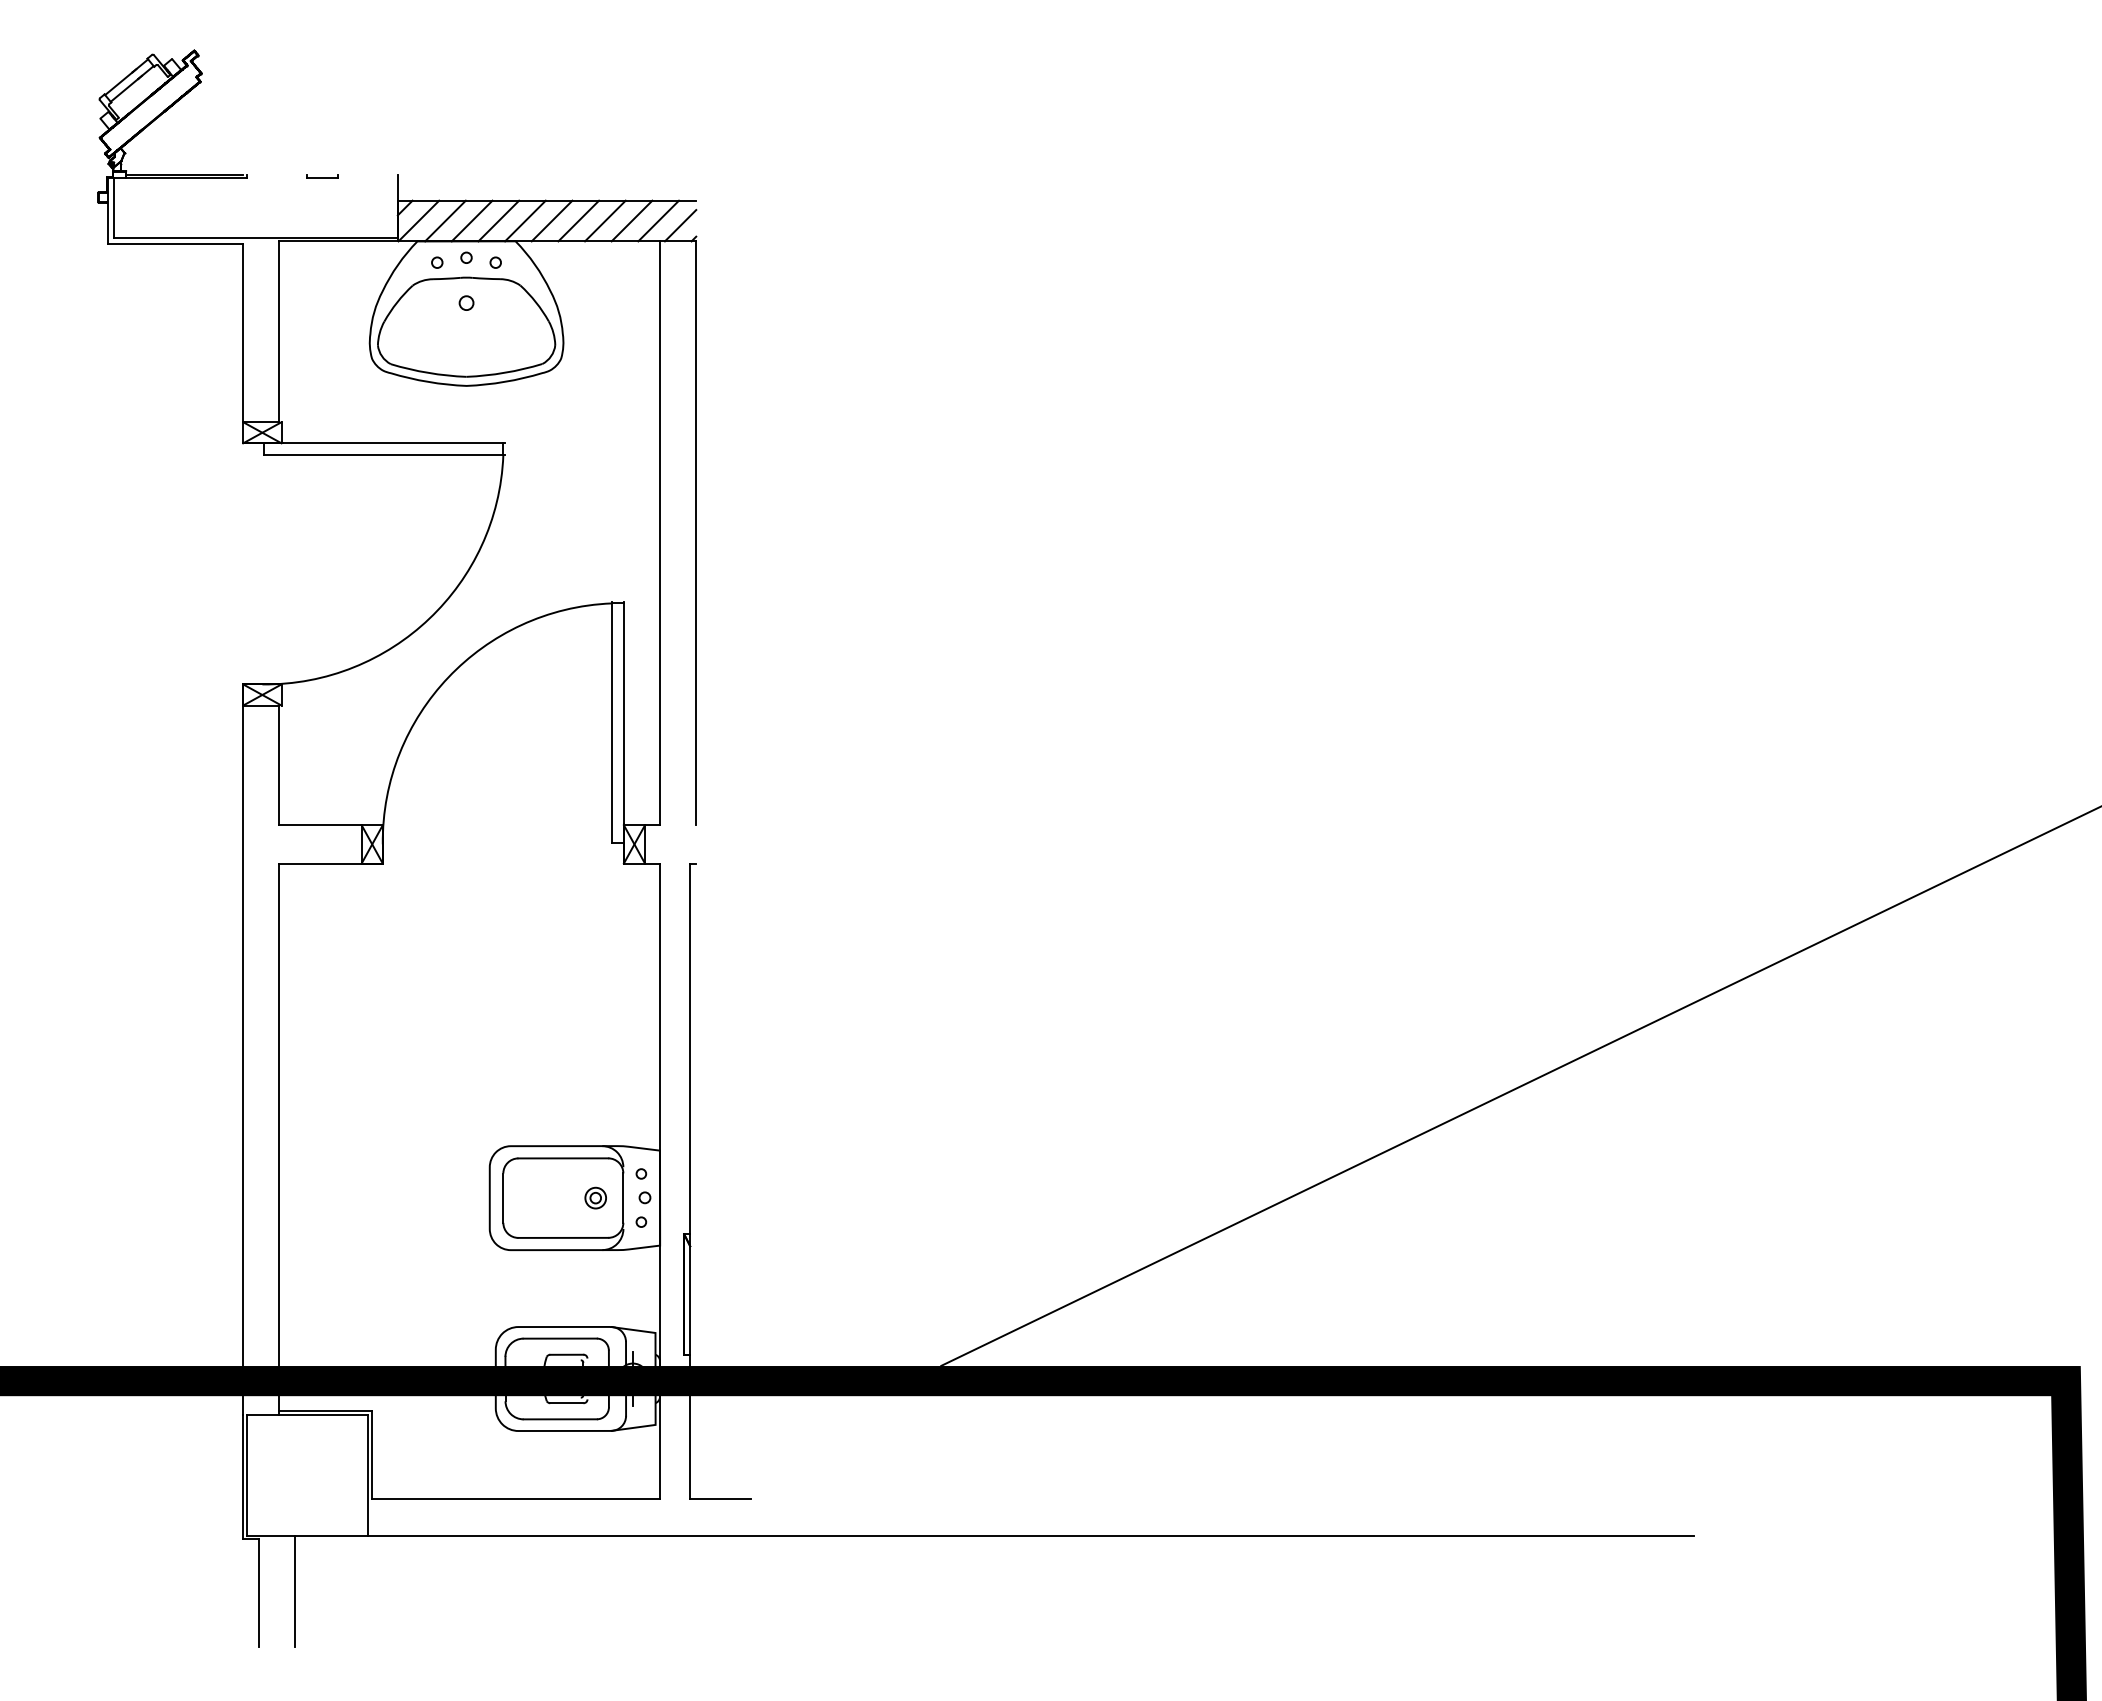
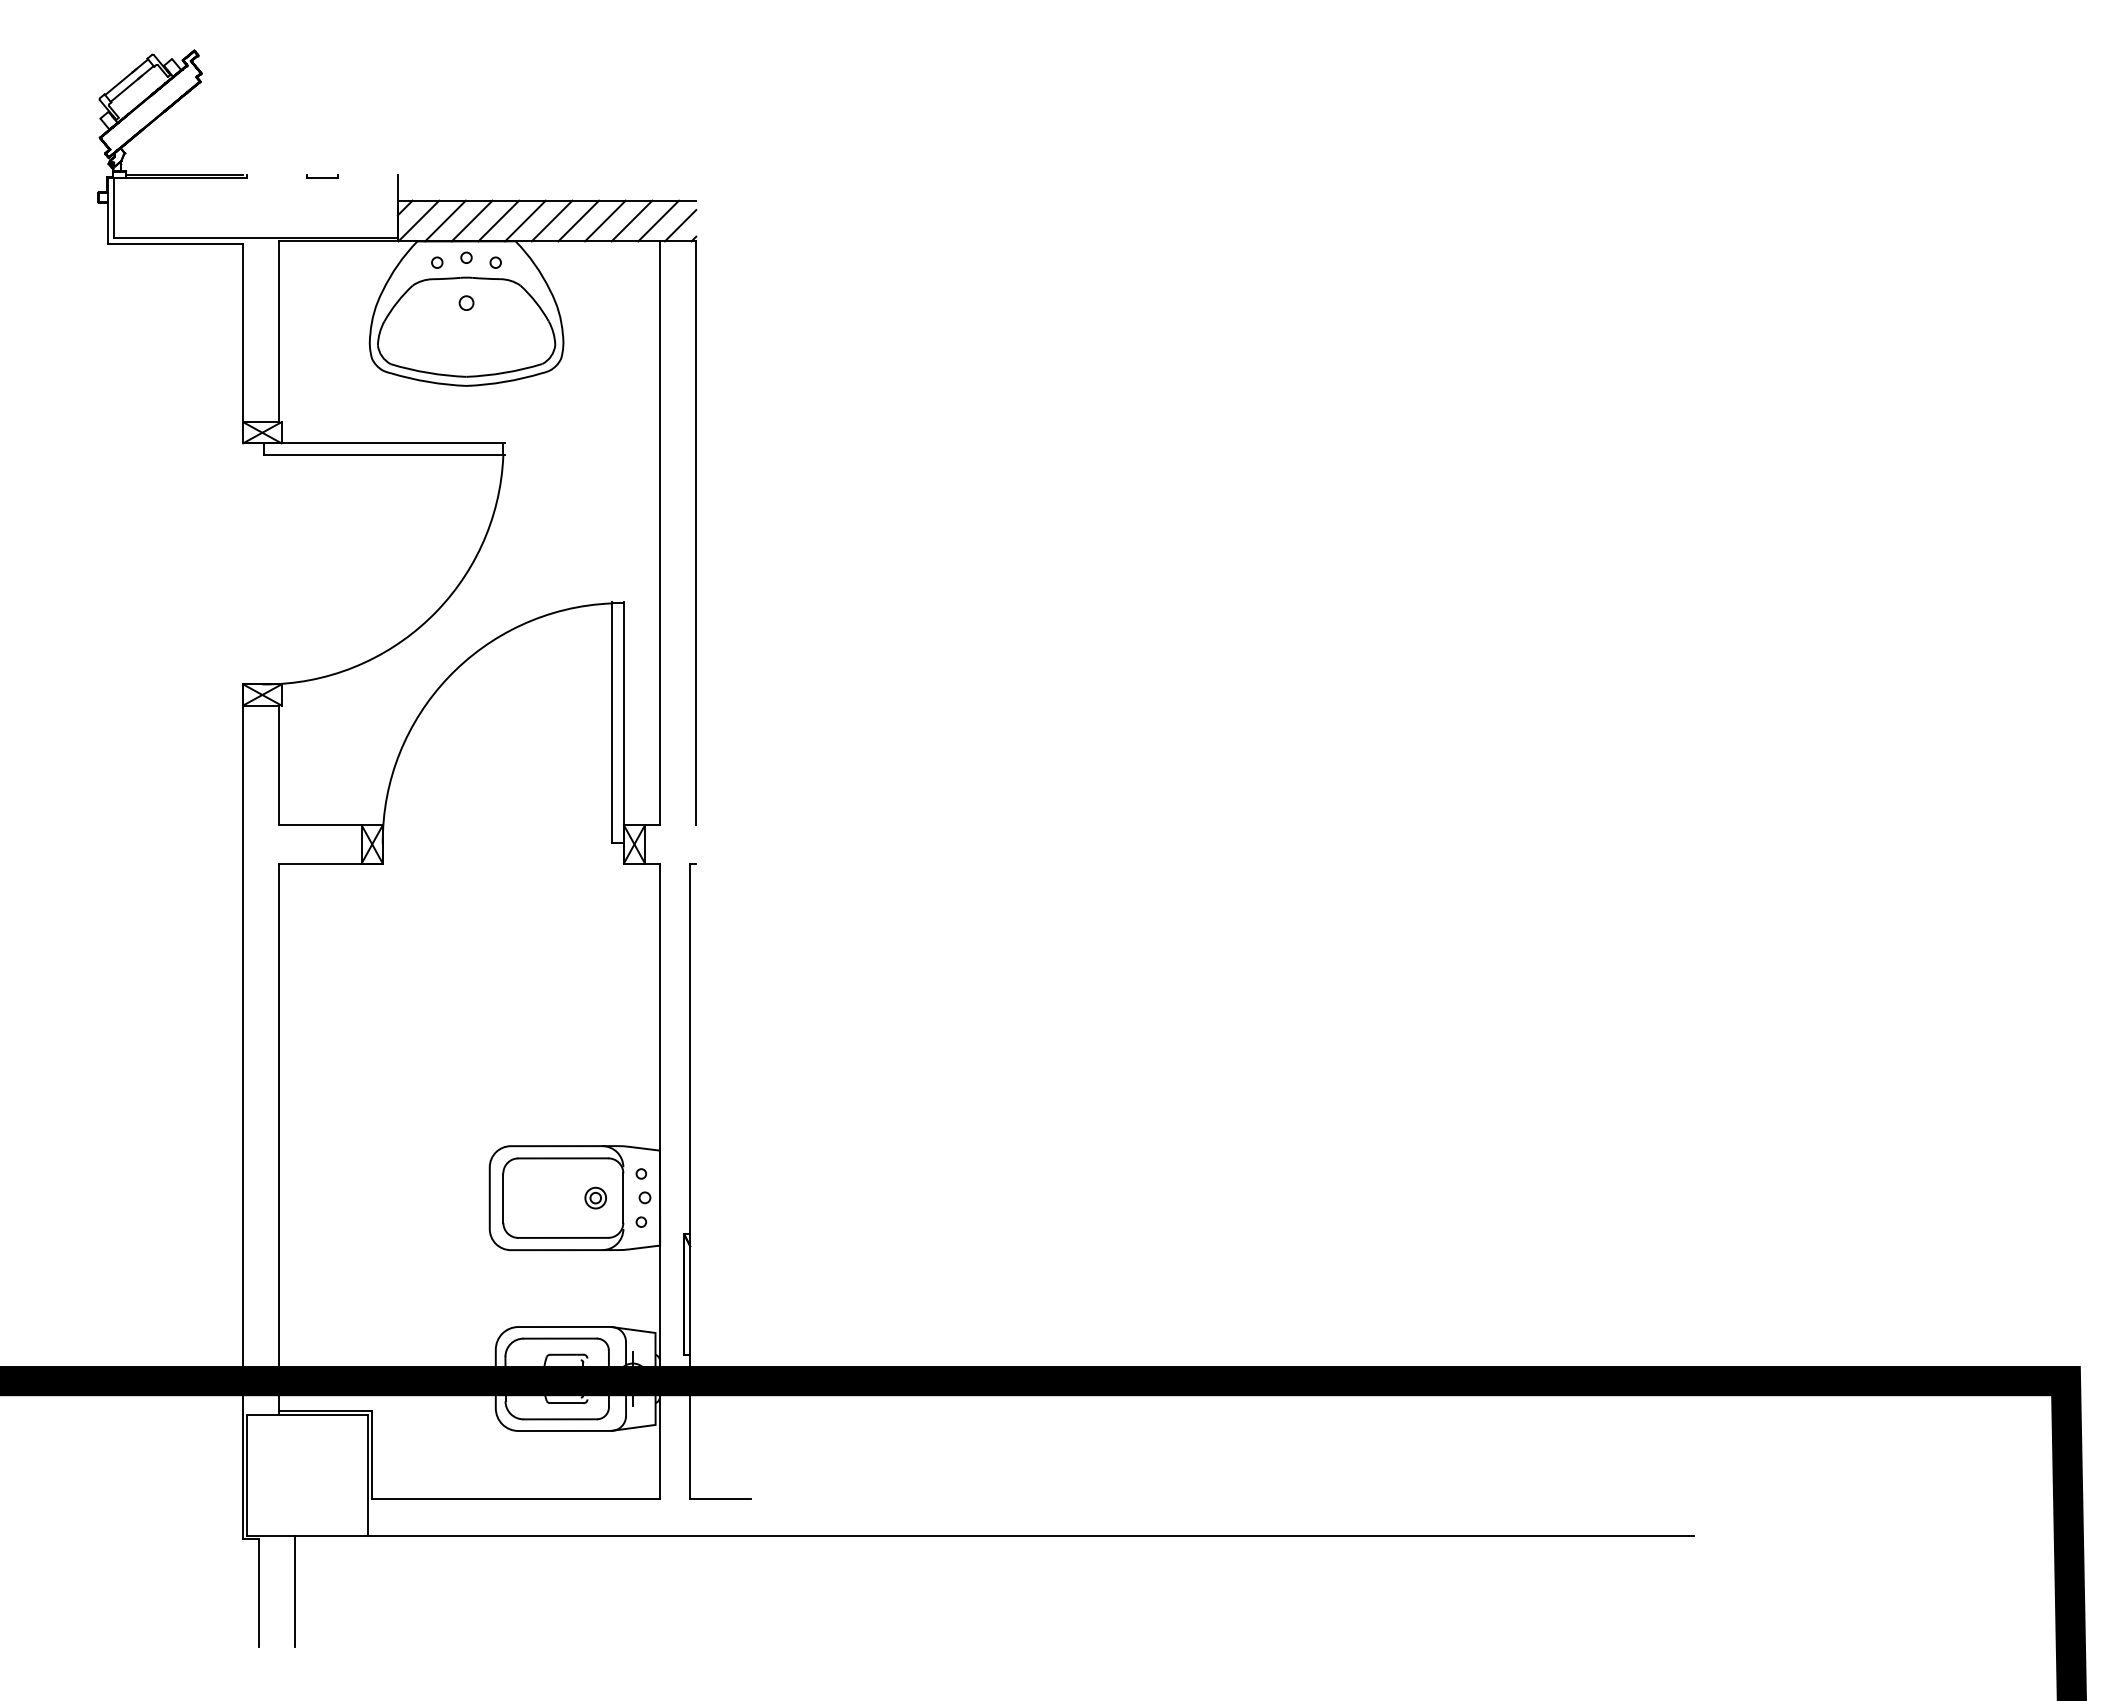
line: present -> none (1519, 1086)
